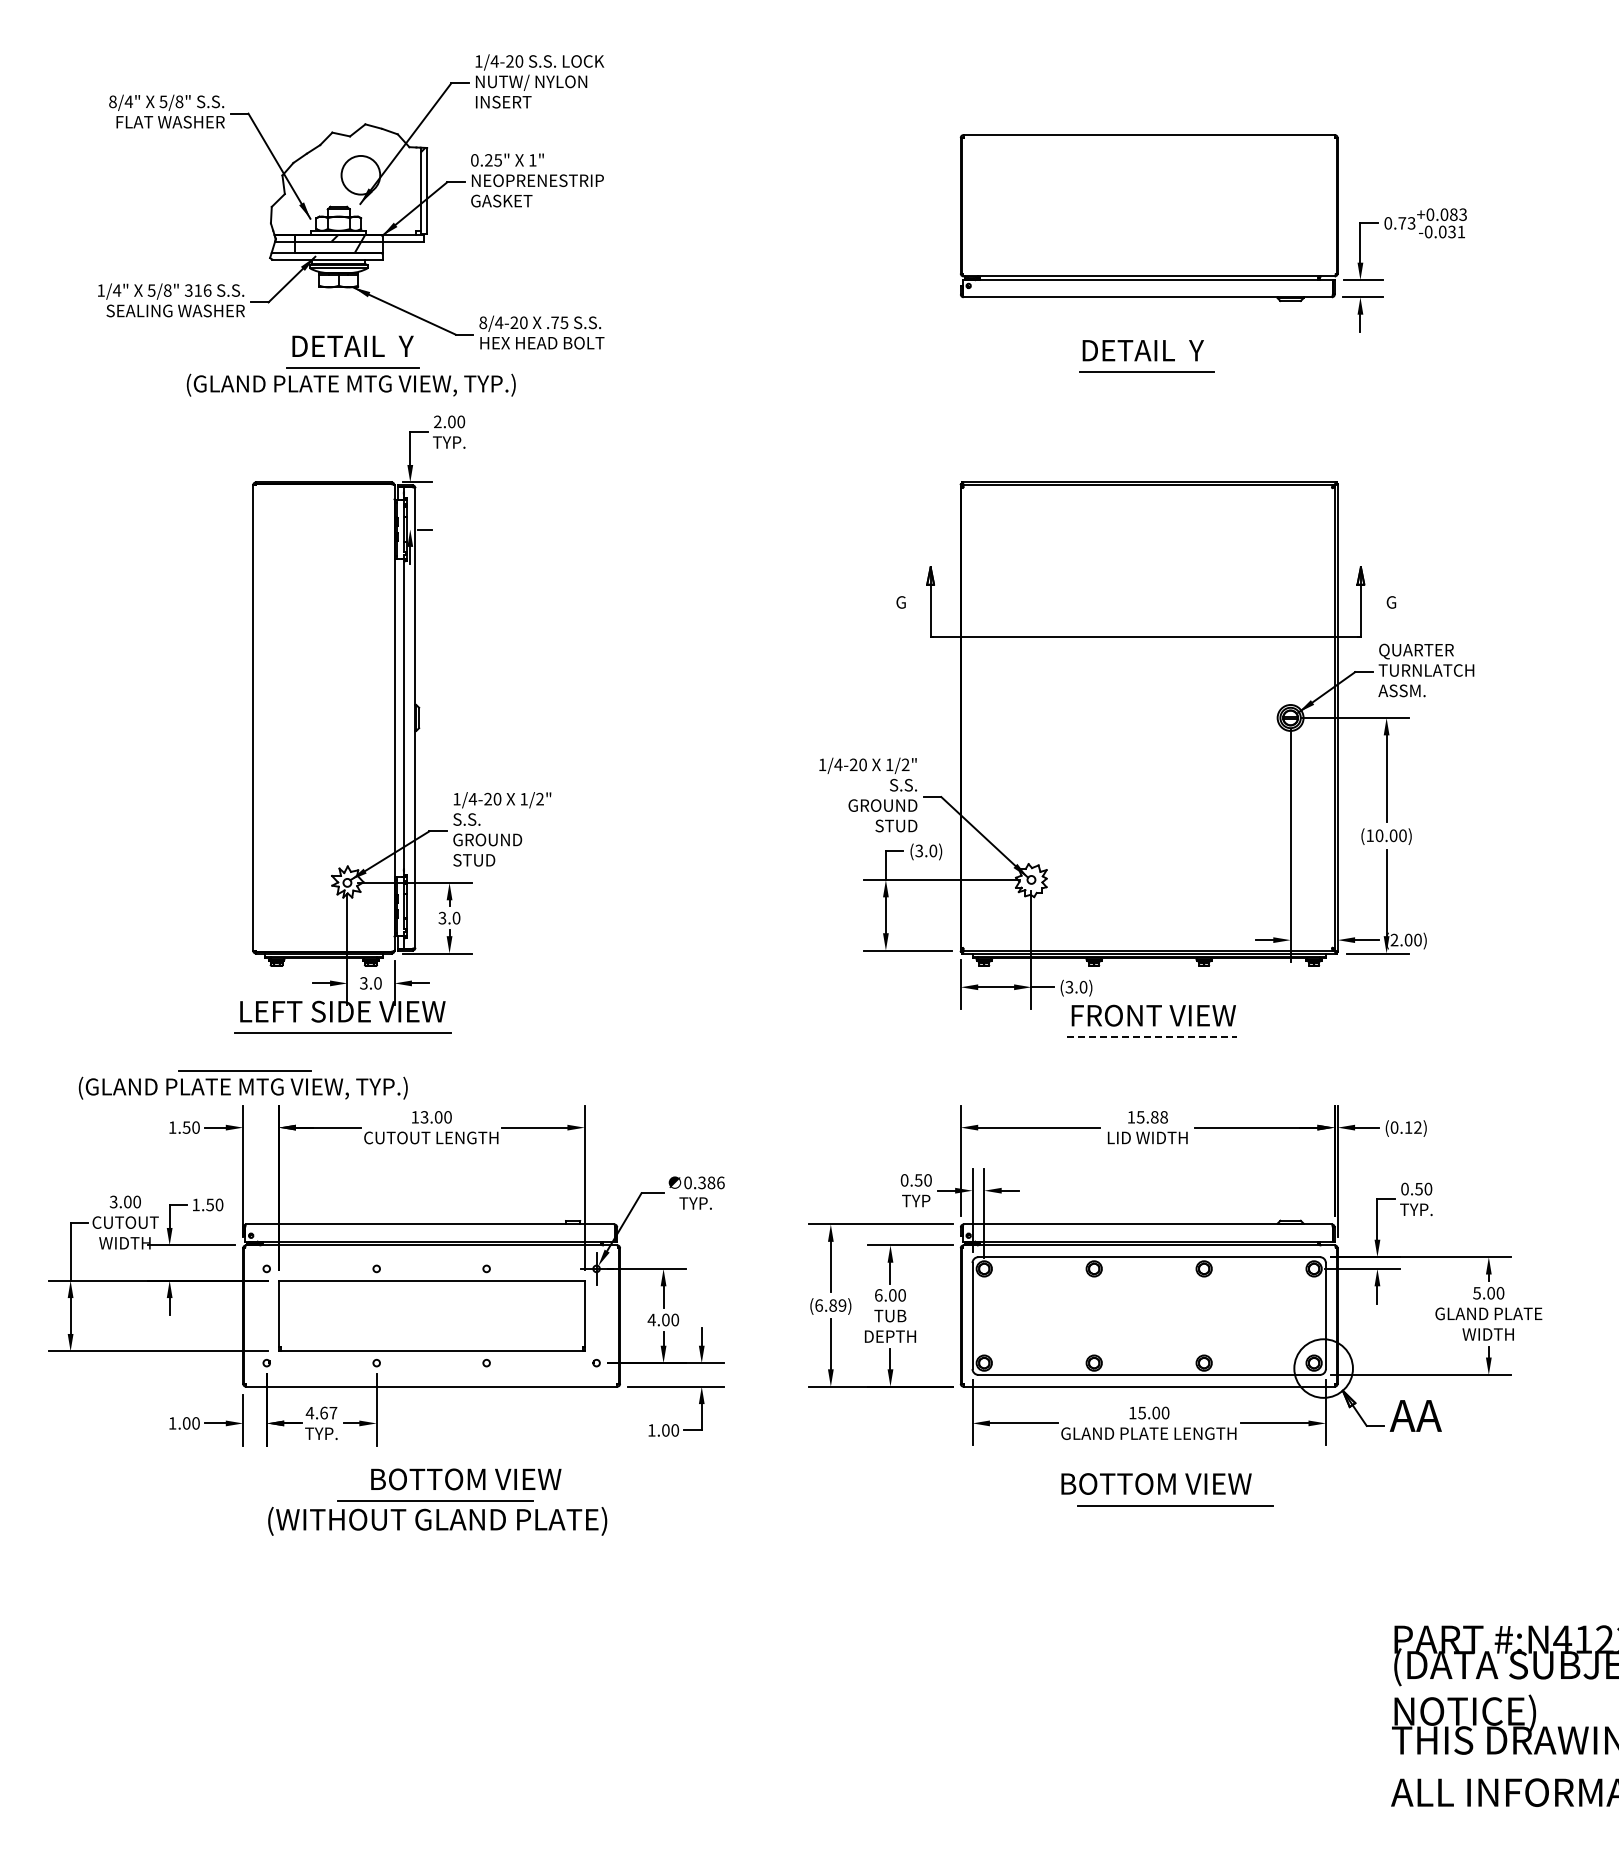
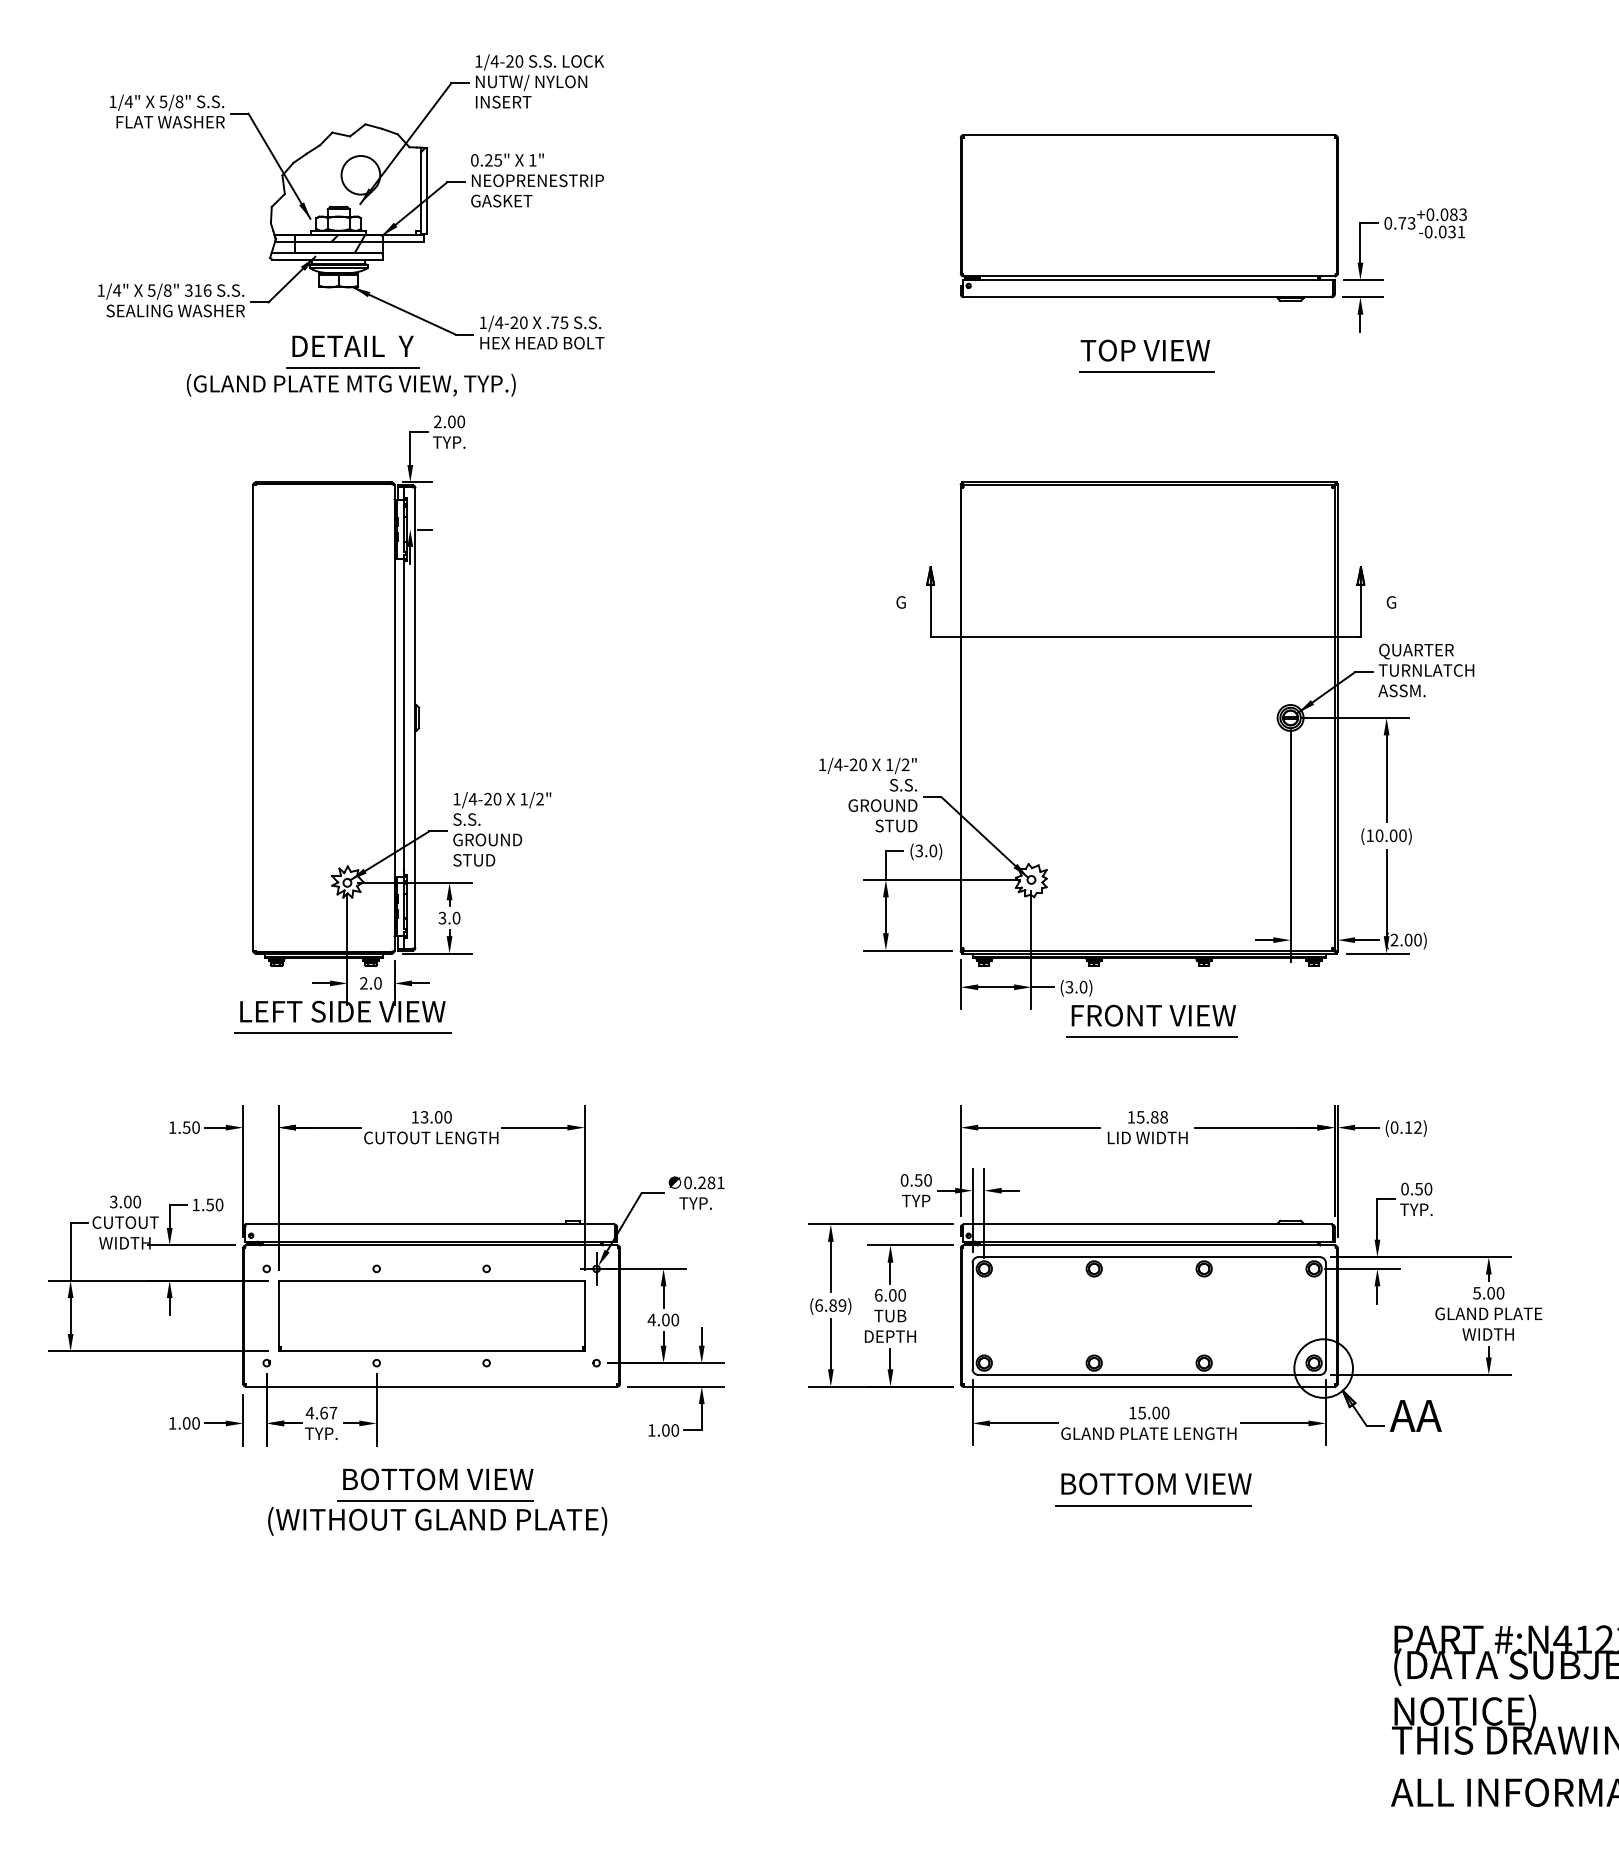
text: 8/4" -> 1/4" (112, 101)
text: 8/4-20 -> 1/4-20 (483, 322)
text: DETAIL  Y -> TOP VIEW (1144, 350)
text: 3.0 -> 2.0 (363, 983)
line: dashed -> solid (1152, 1037)
part: present -> none (242, 1084)
text: 0.386 -> 0.281 (711, 1182)
text position: (466, 1479) -> (438, 1479) (438, 1479)
line position: (1175, 1505) -> (1153, 1505) (1153, 1505)
